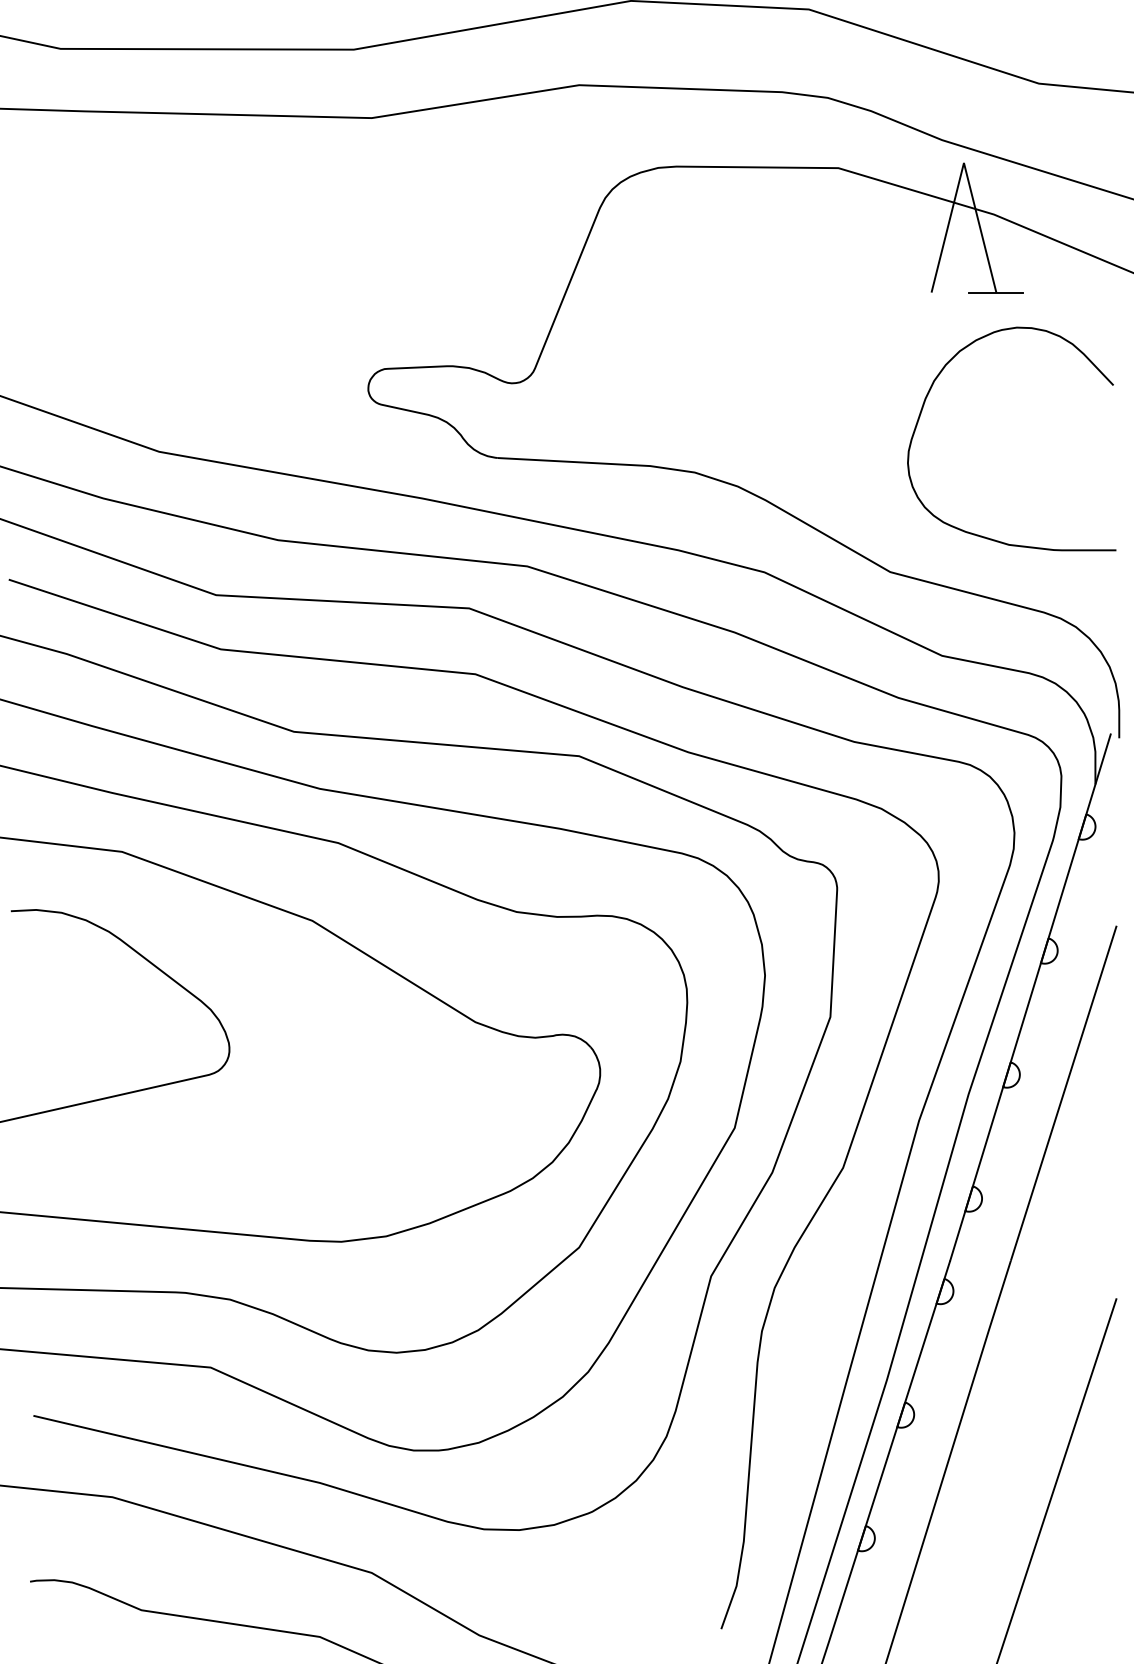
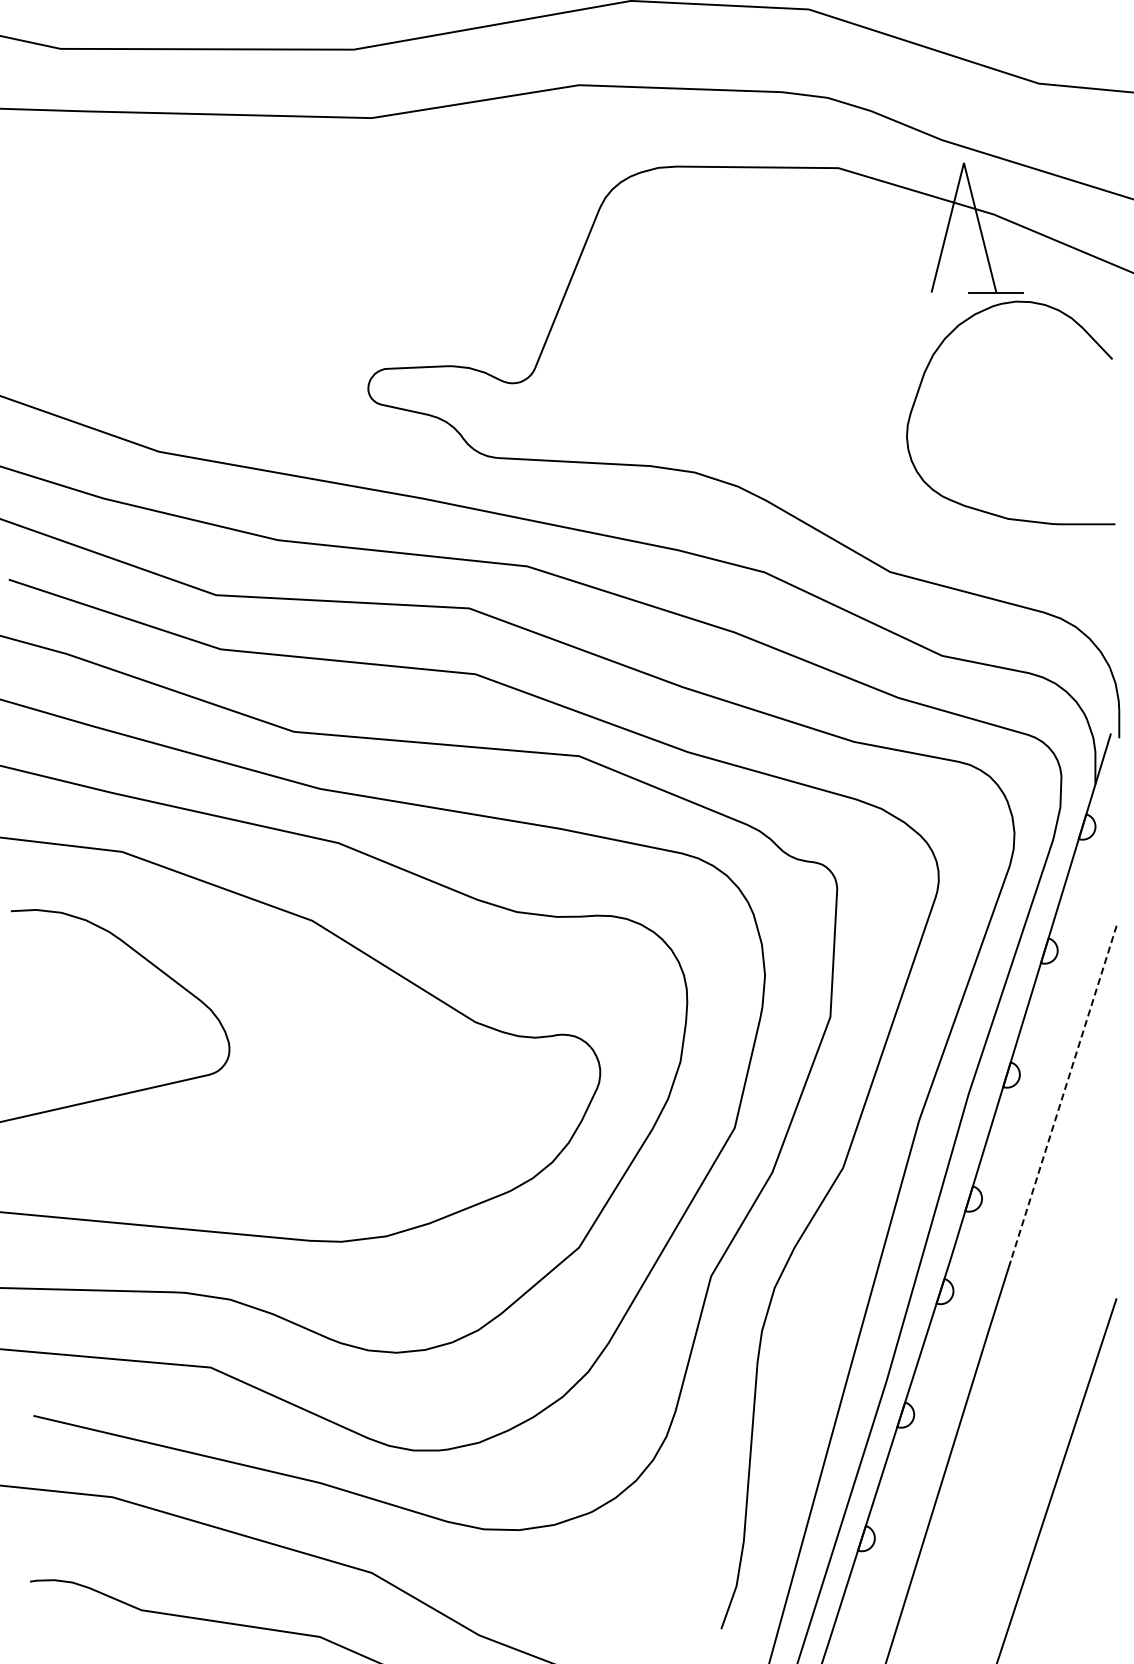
curve position: (923, 408) -> (922, 382) (922, 382)
line: solid -> dashed (1063, 1093)
